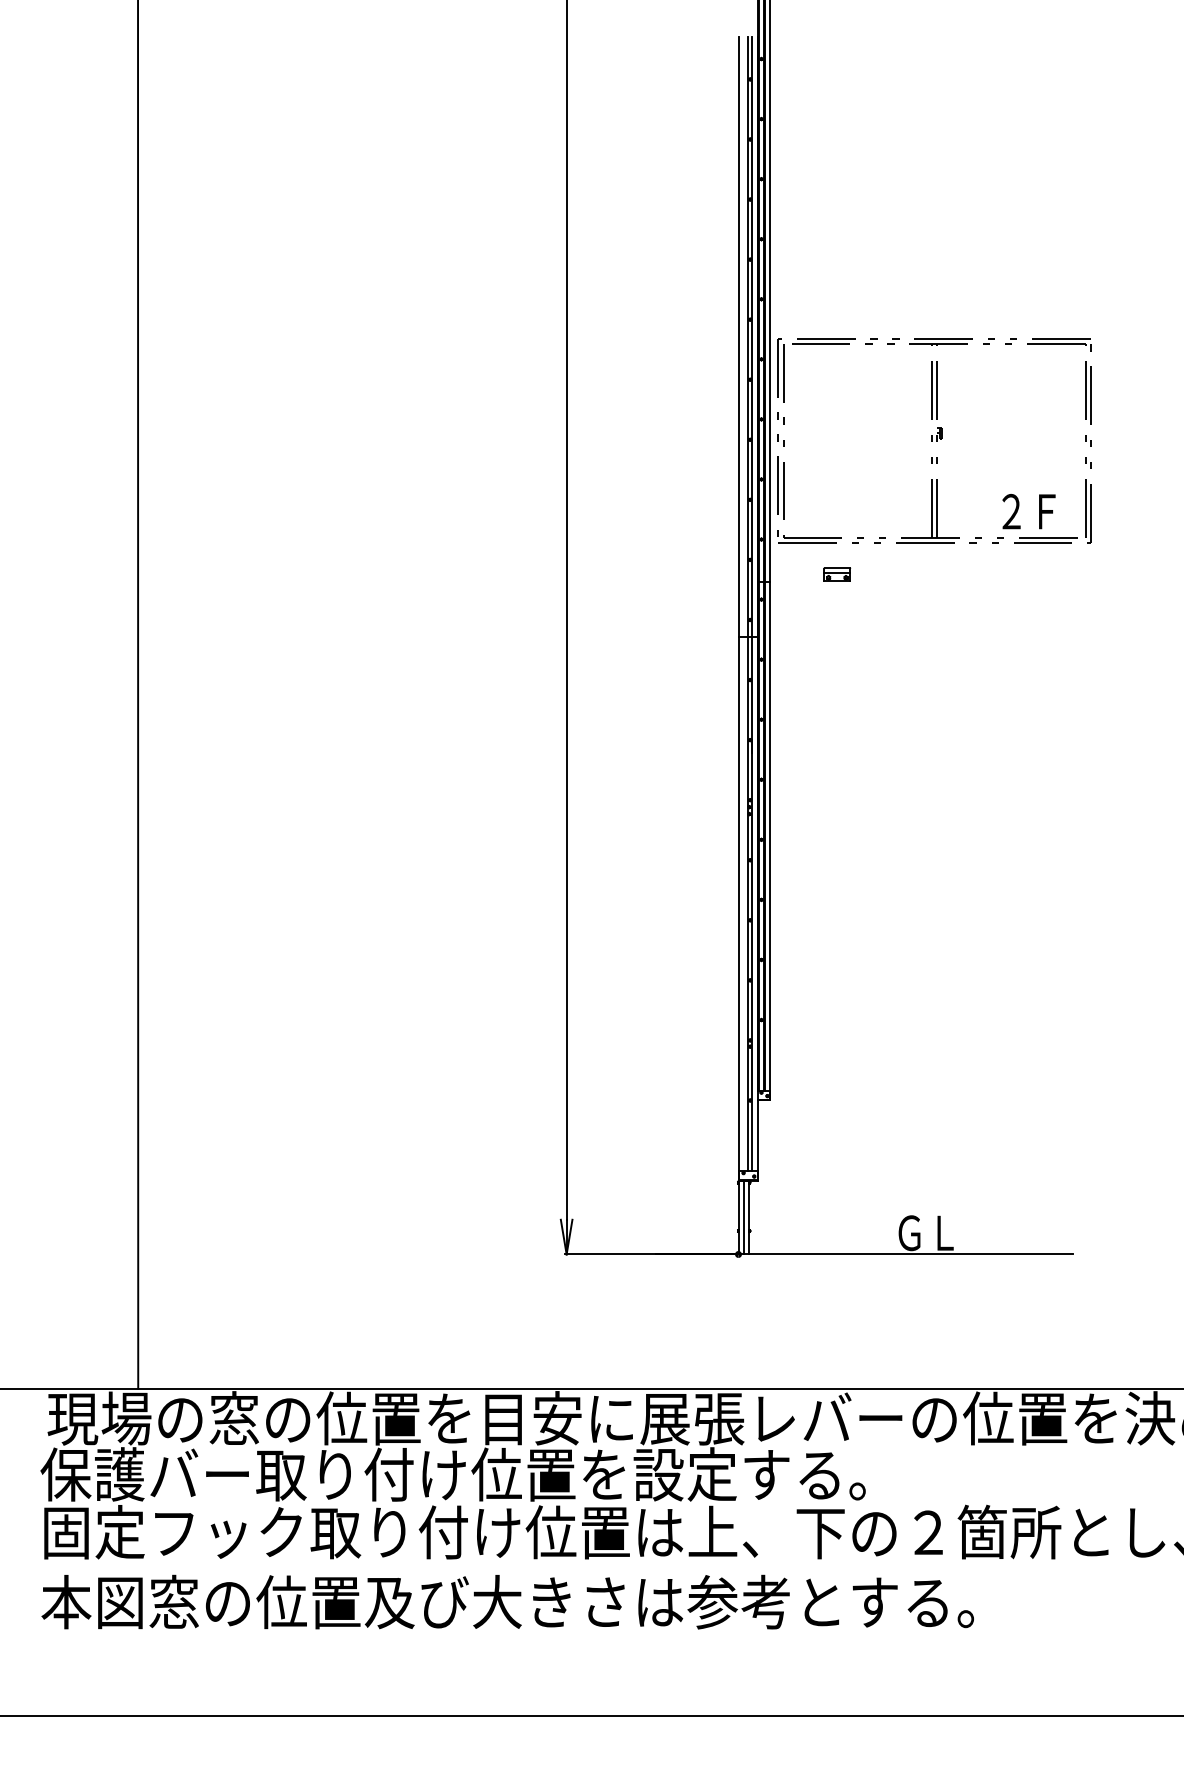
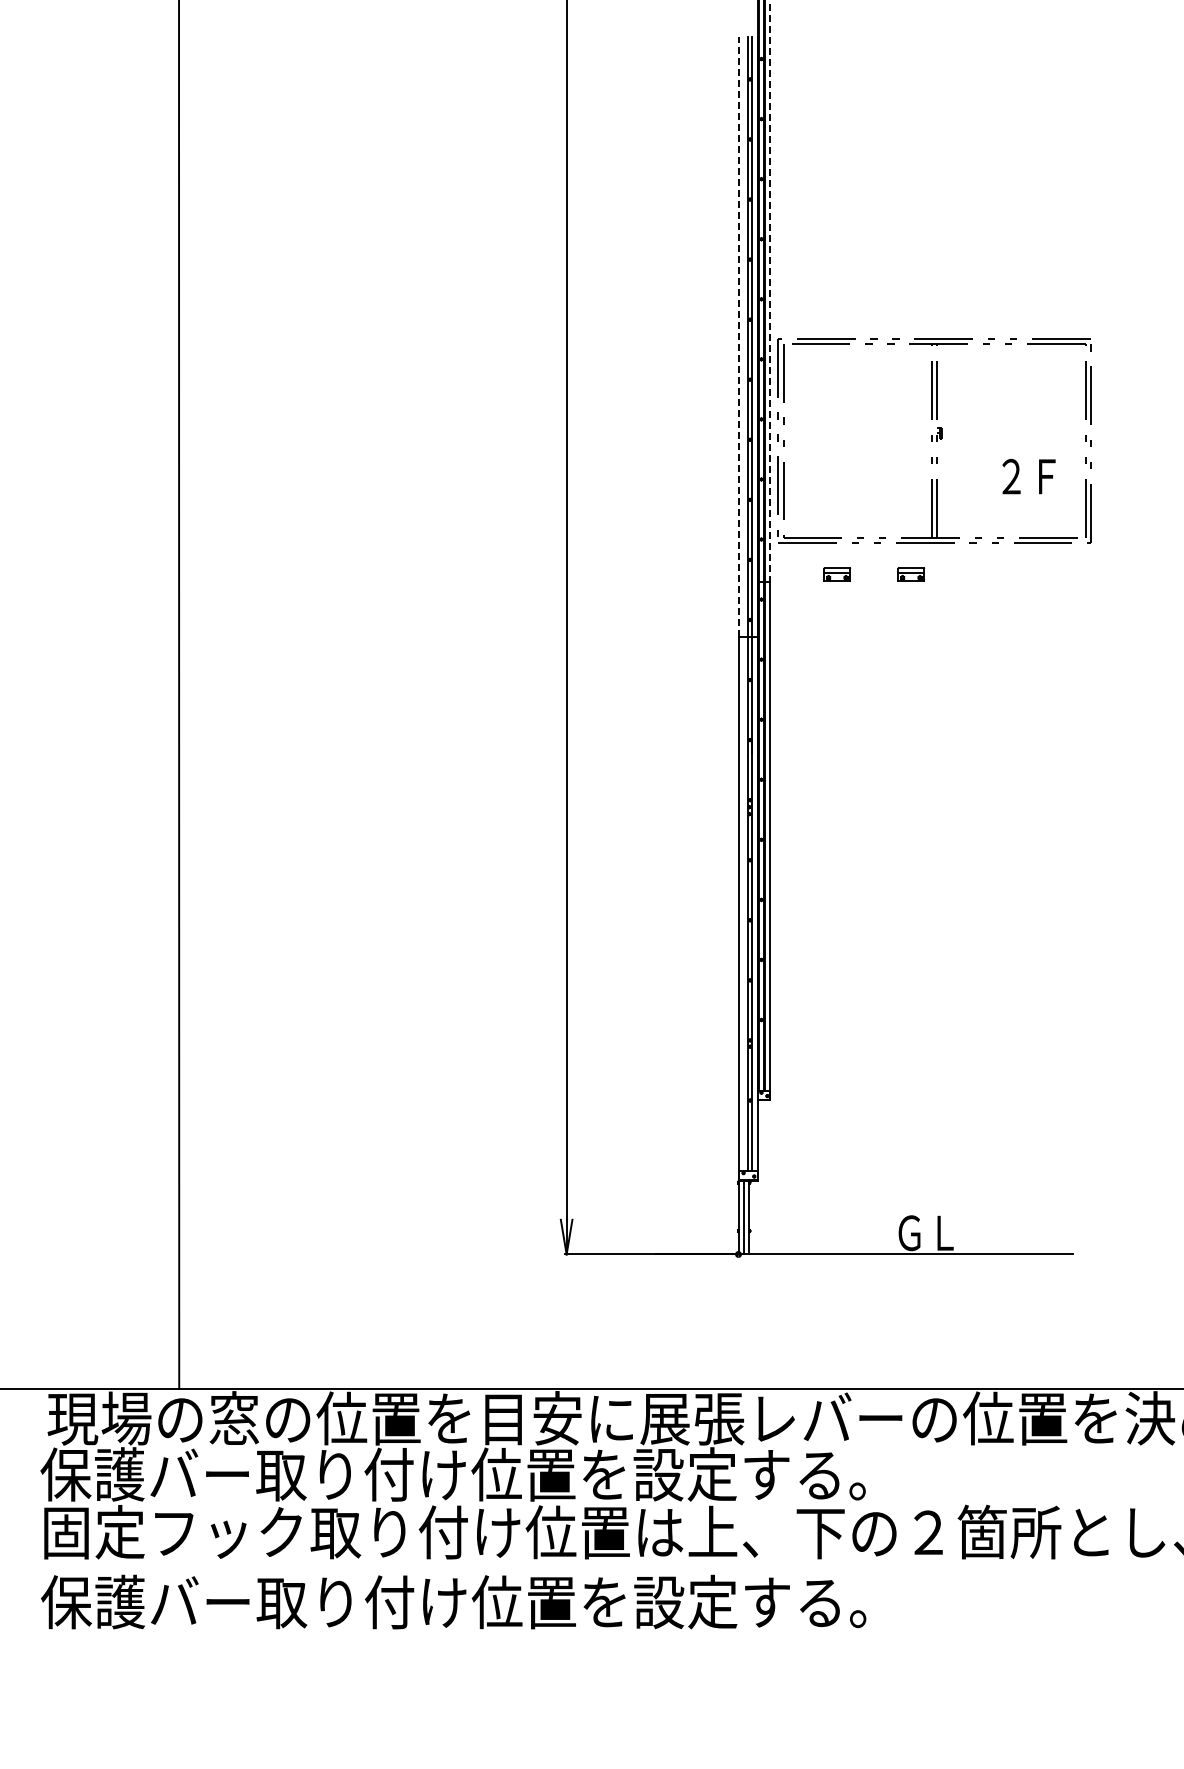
line: solid -> dashed (770, 291)
line: solid -> dashed (739, 336)
text position: (1028, 511) -> (1028, 476) (1028, 476)
part: none -> present (911, 574)
line position: (138, 695) -> (179, 695) (179, 695)
text: 本図窓の位置及び大きさは参考とする。 -> 保護バー取り付け位置を設定する。 (507, 1601)
line: present -> none (591, 1715)
